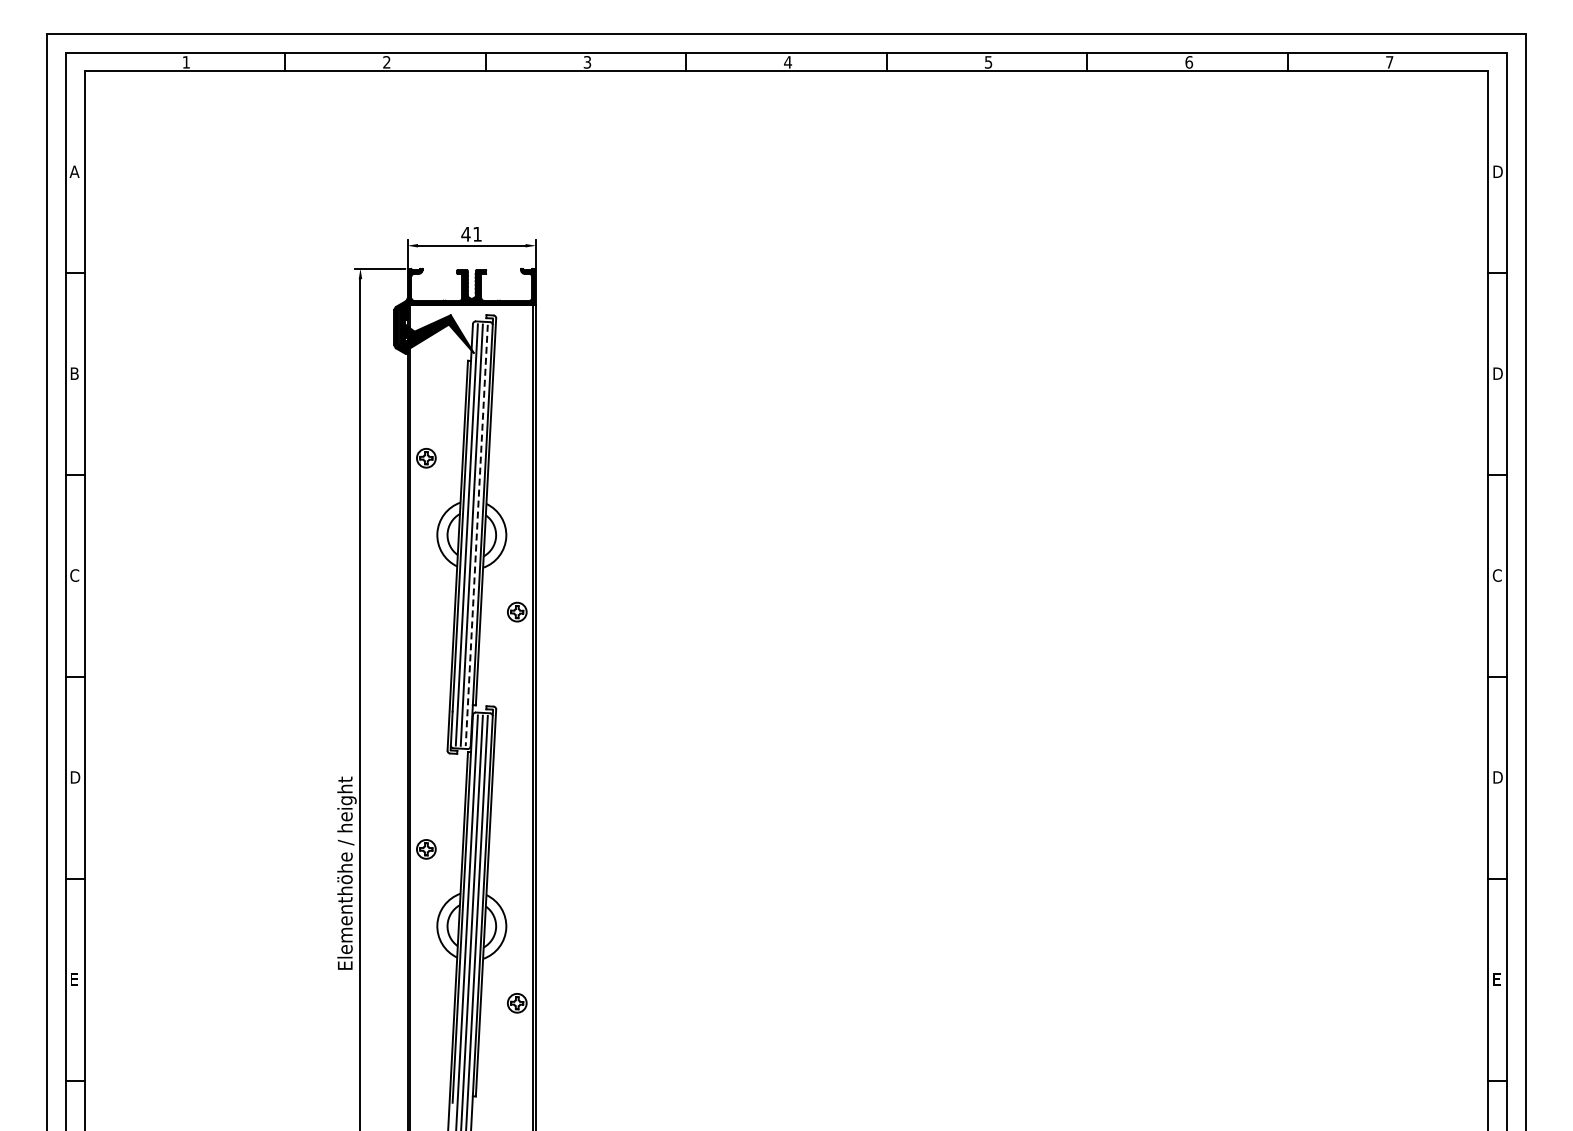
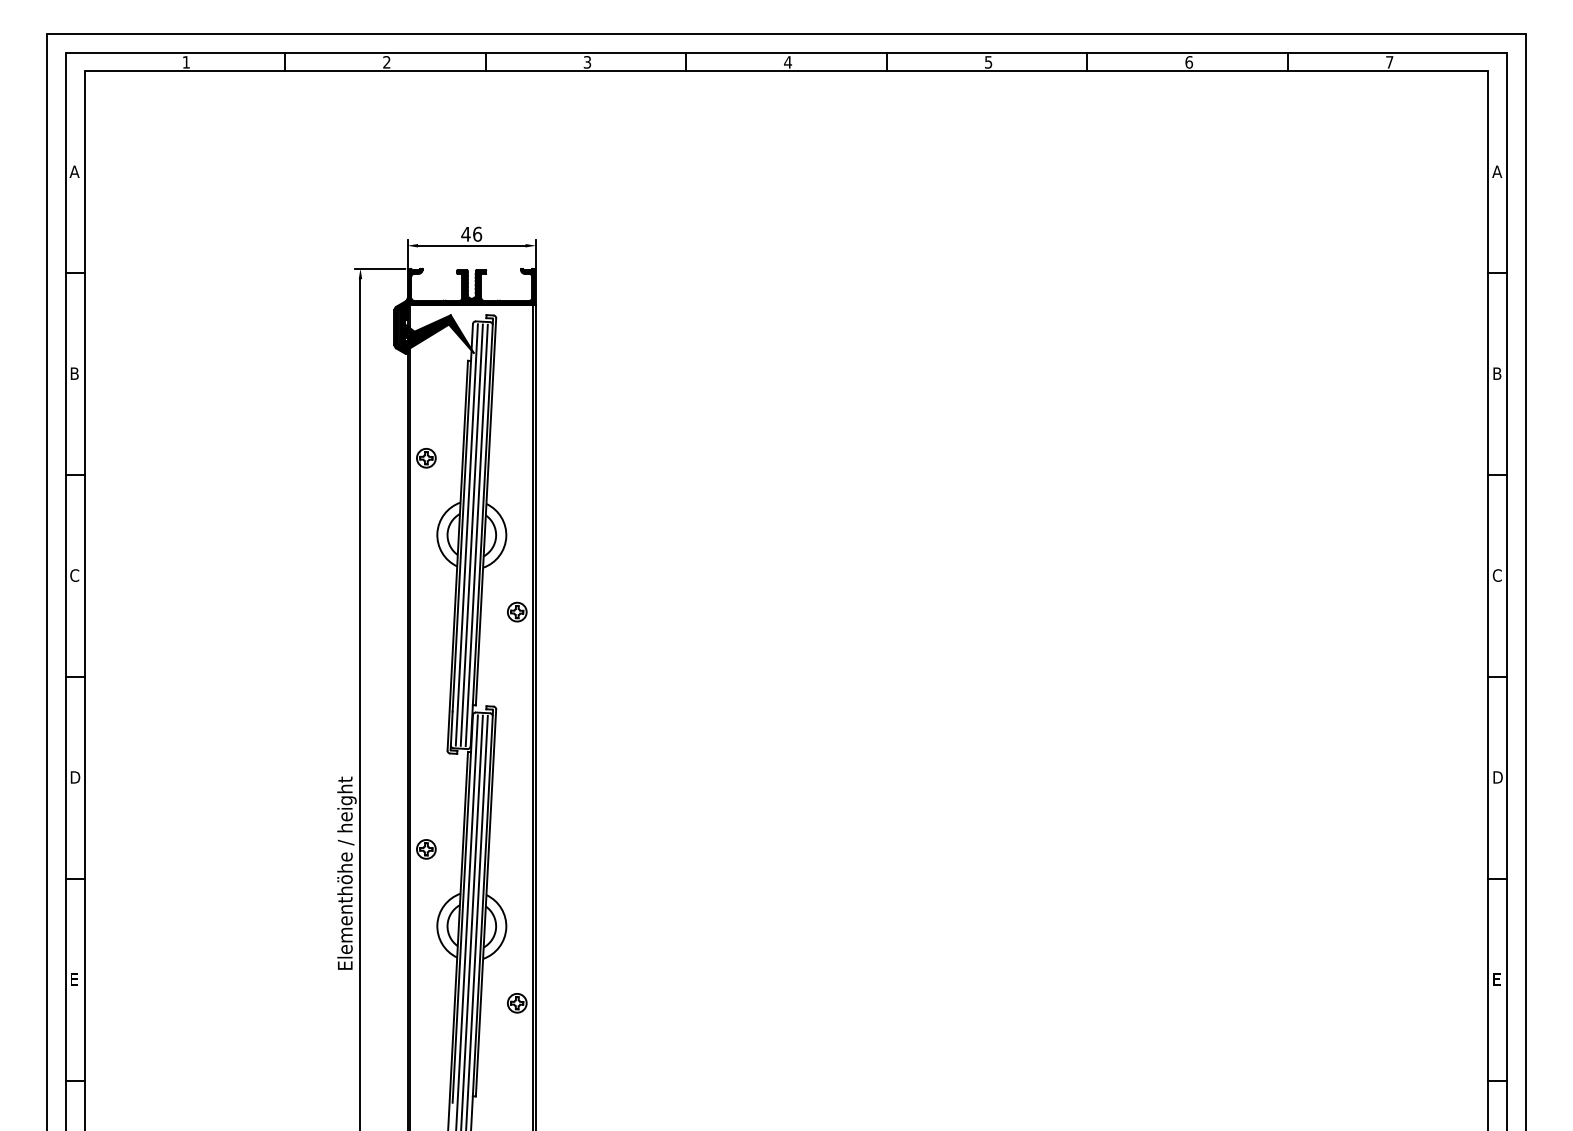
text: D -> A (1497, 171)
text: 41 -> 46 (477, 233)
text: D -> B (1498, 373)
line: dashed -> solid (476, 535)
